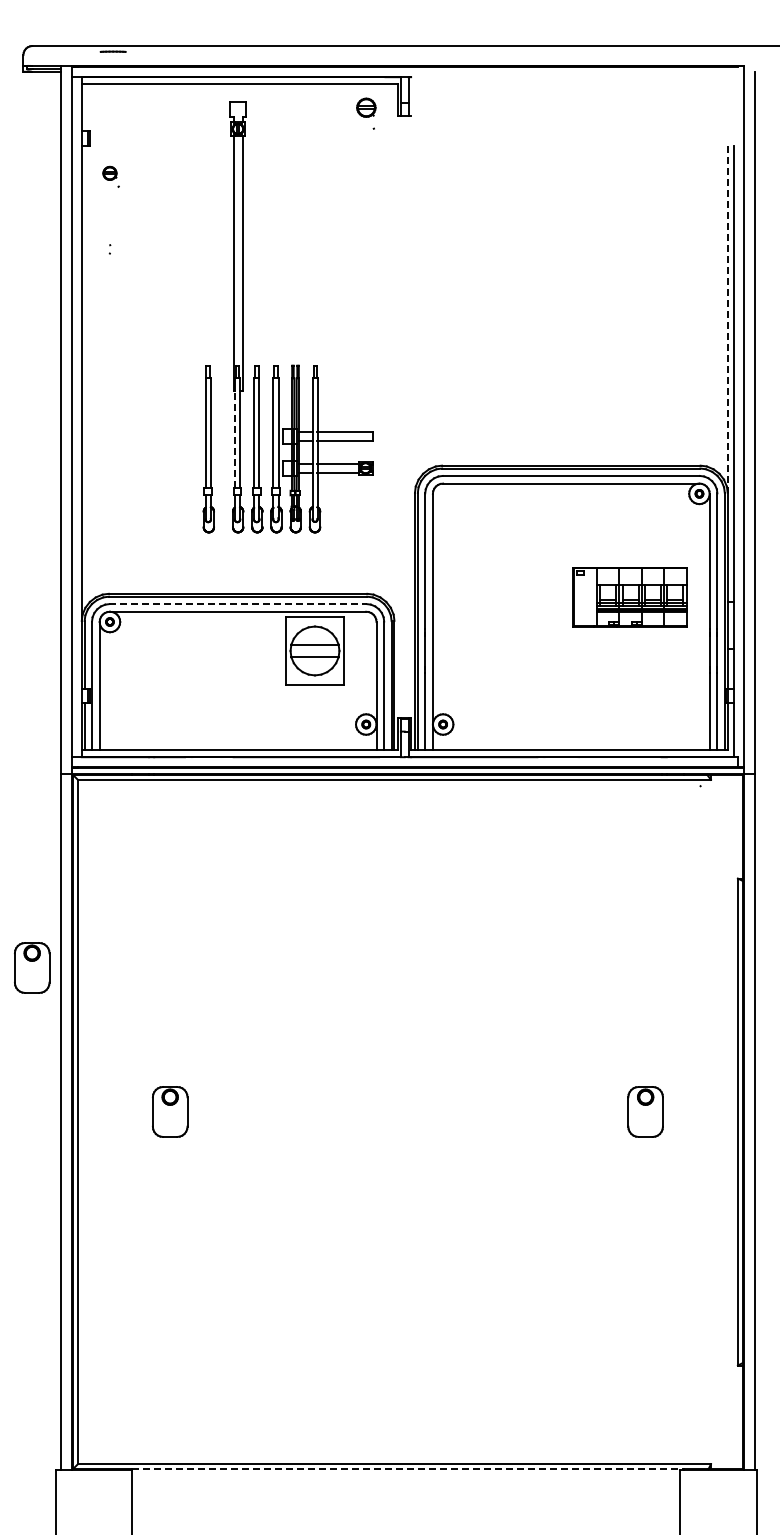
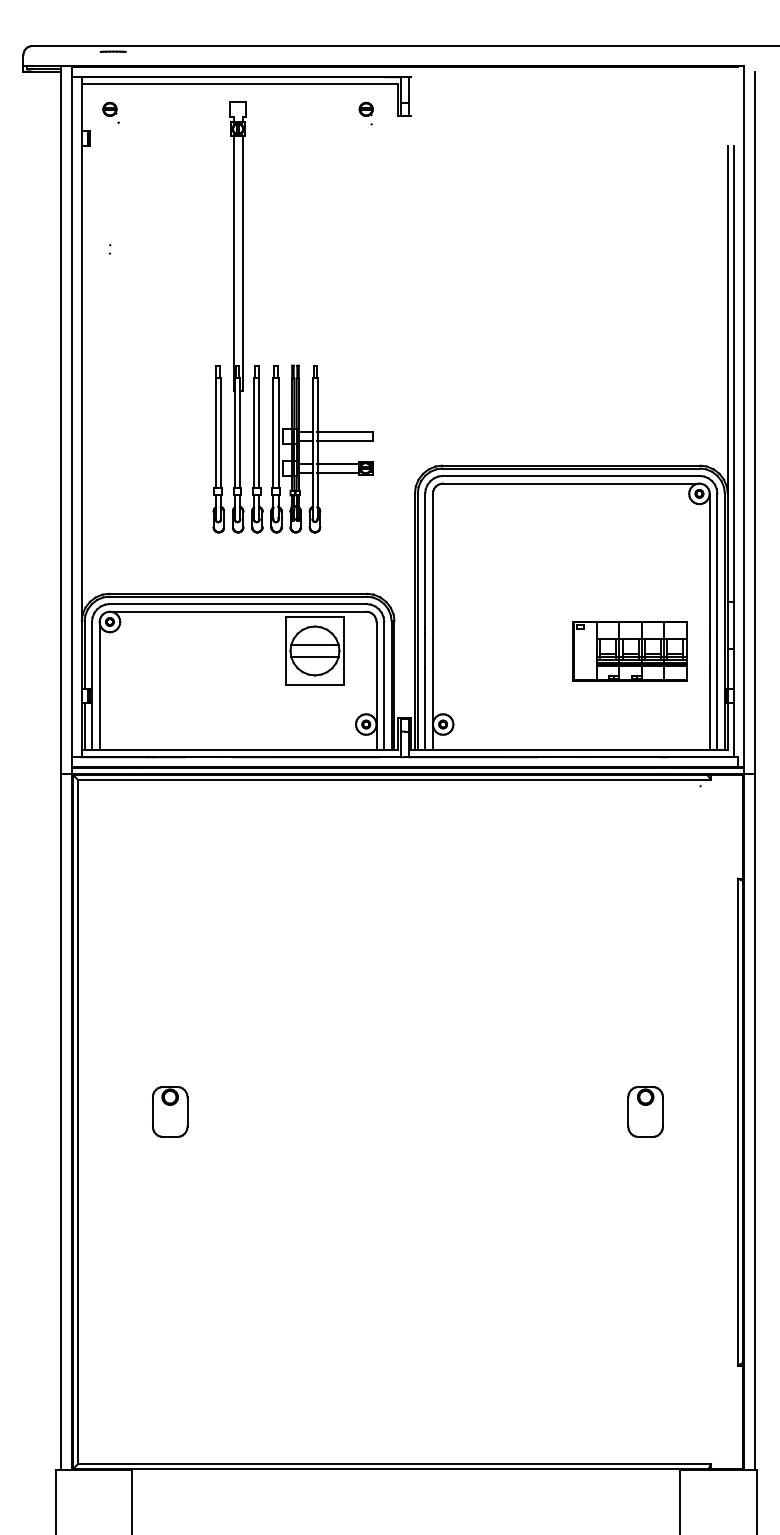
part size: 21x33 px -> 16x25 px (365, 113)
part position: (110, 176) -> (110, 112) (110, 112)
line: dashed -> solid (727, 319)
line: dashed -> solid (234, 439)
part position: (208, 449) -> (218, 449) (218, 449)
part position: (629, 597) -> (629, 651) (629, 651)
line: dashed -> solid (238, 604)
part: present -> none (32, 967)
line: dashed -> solid (408, 1469)
